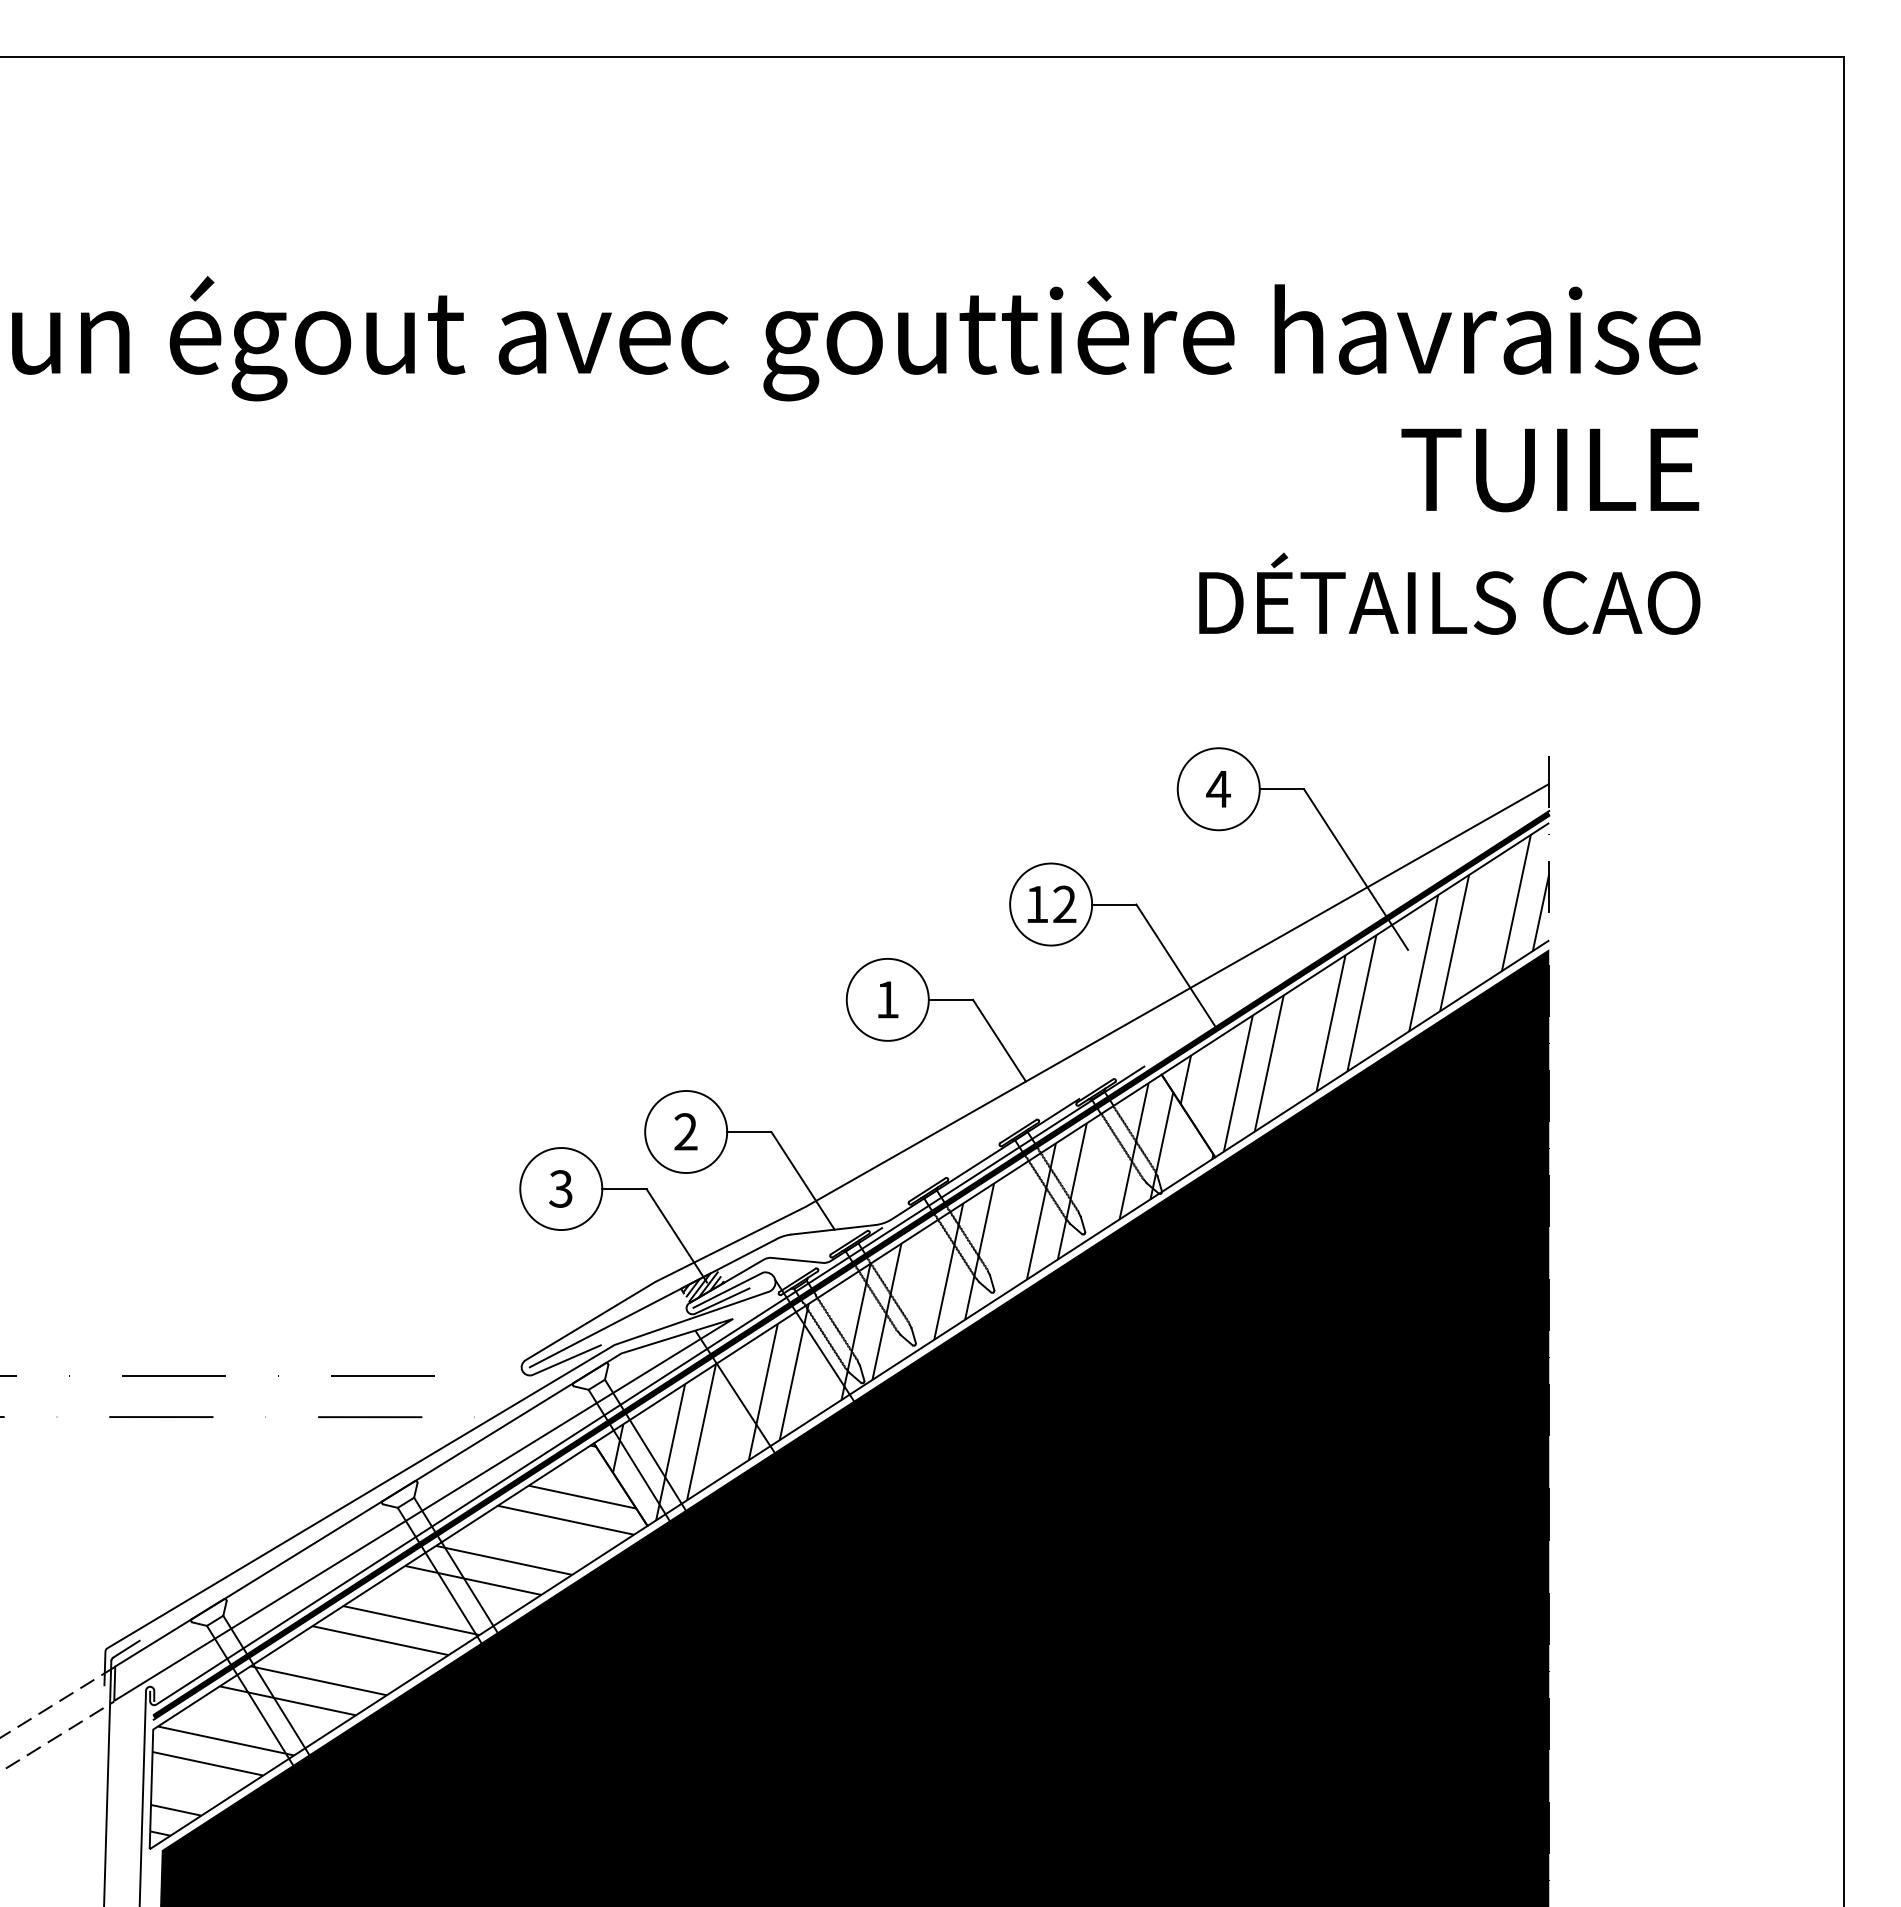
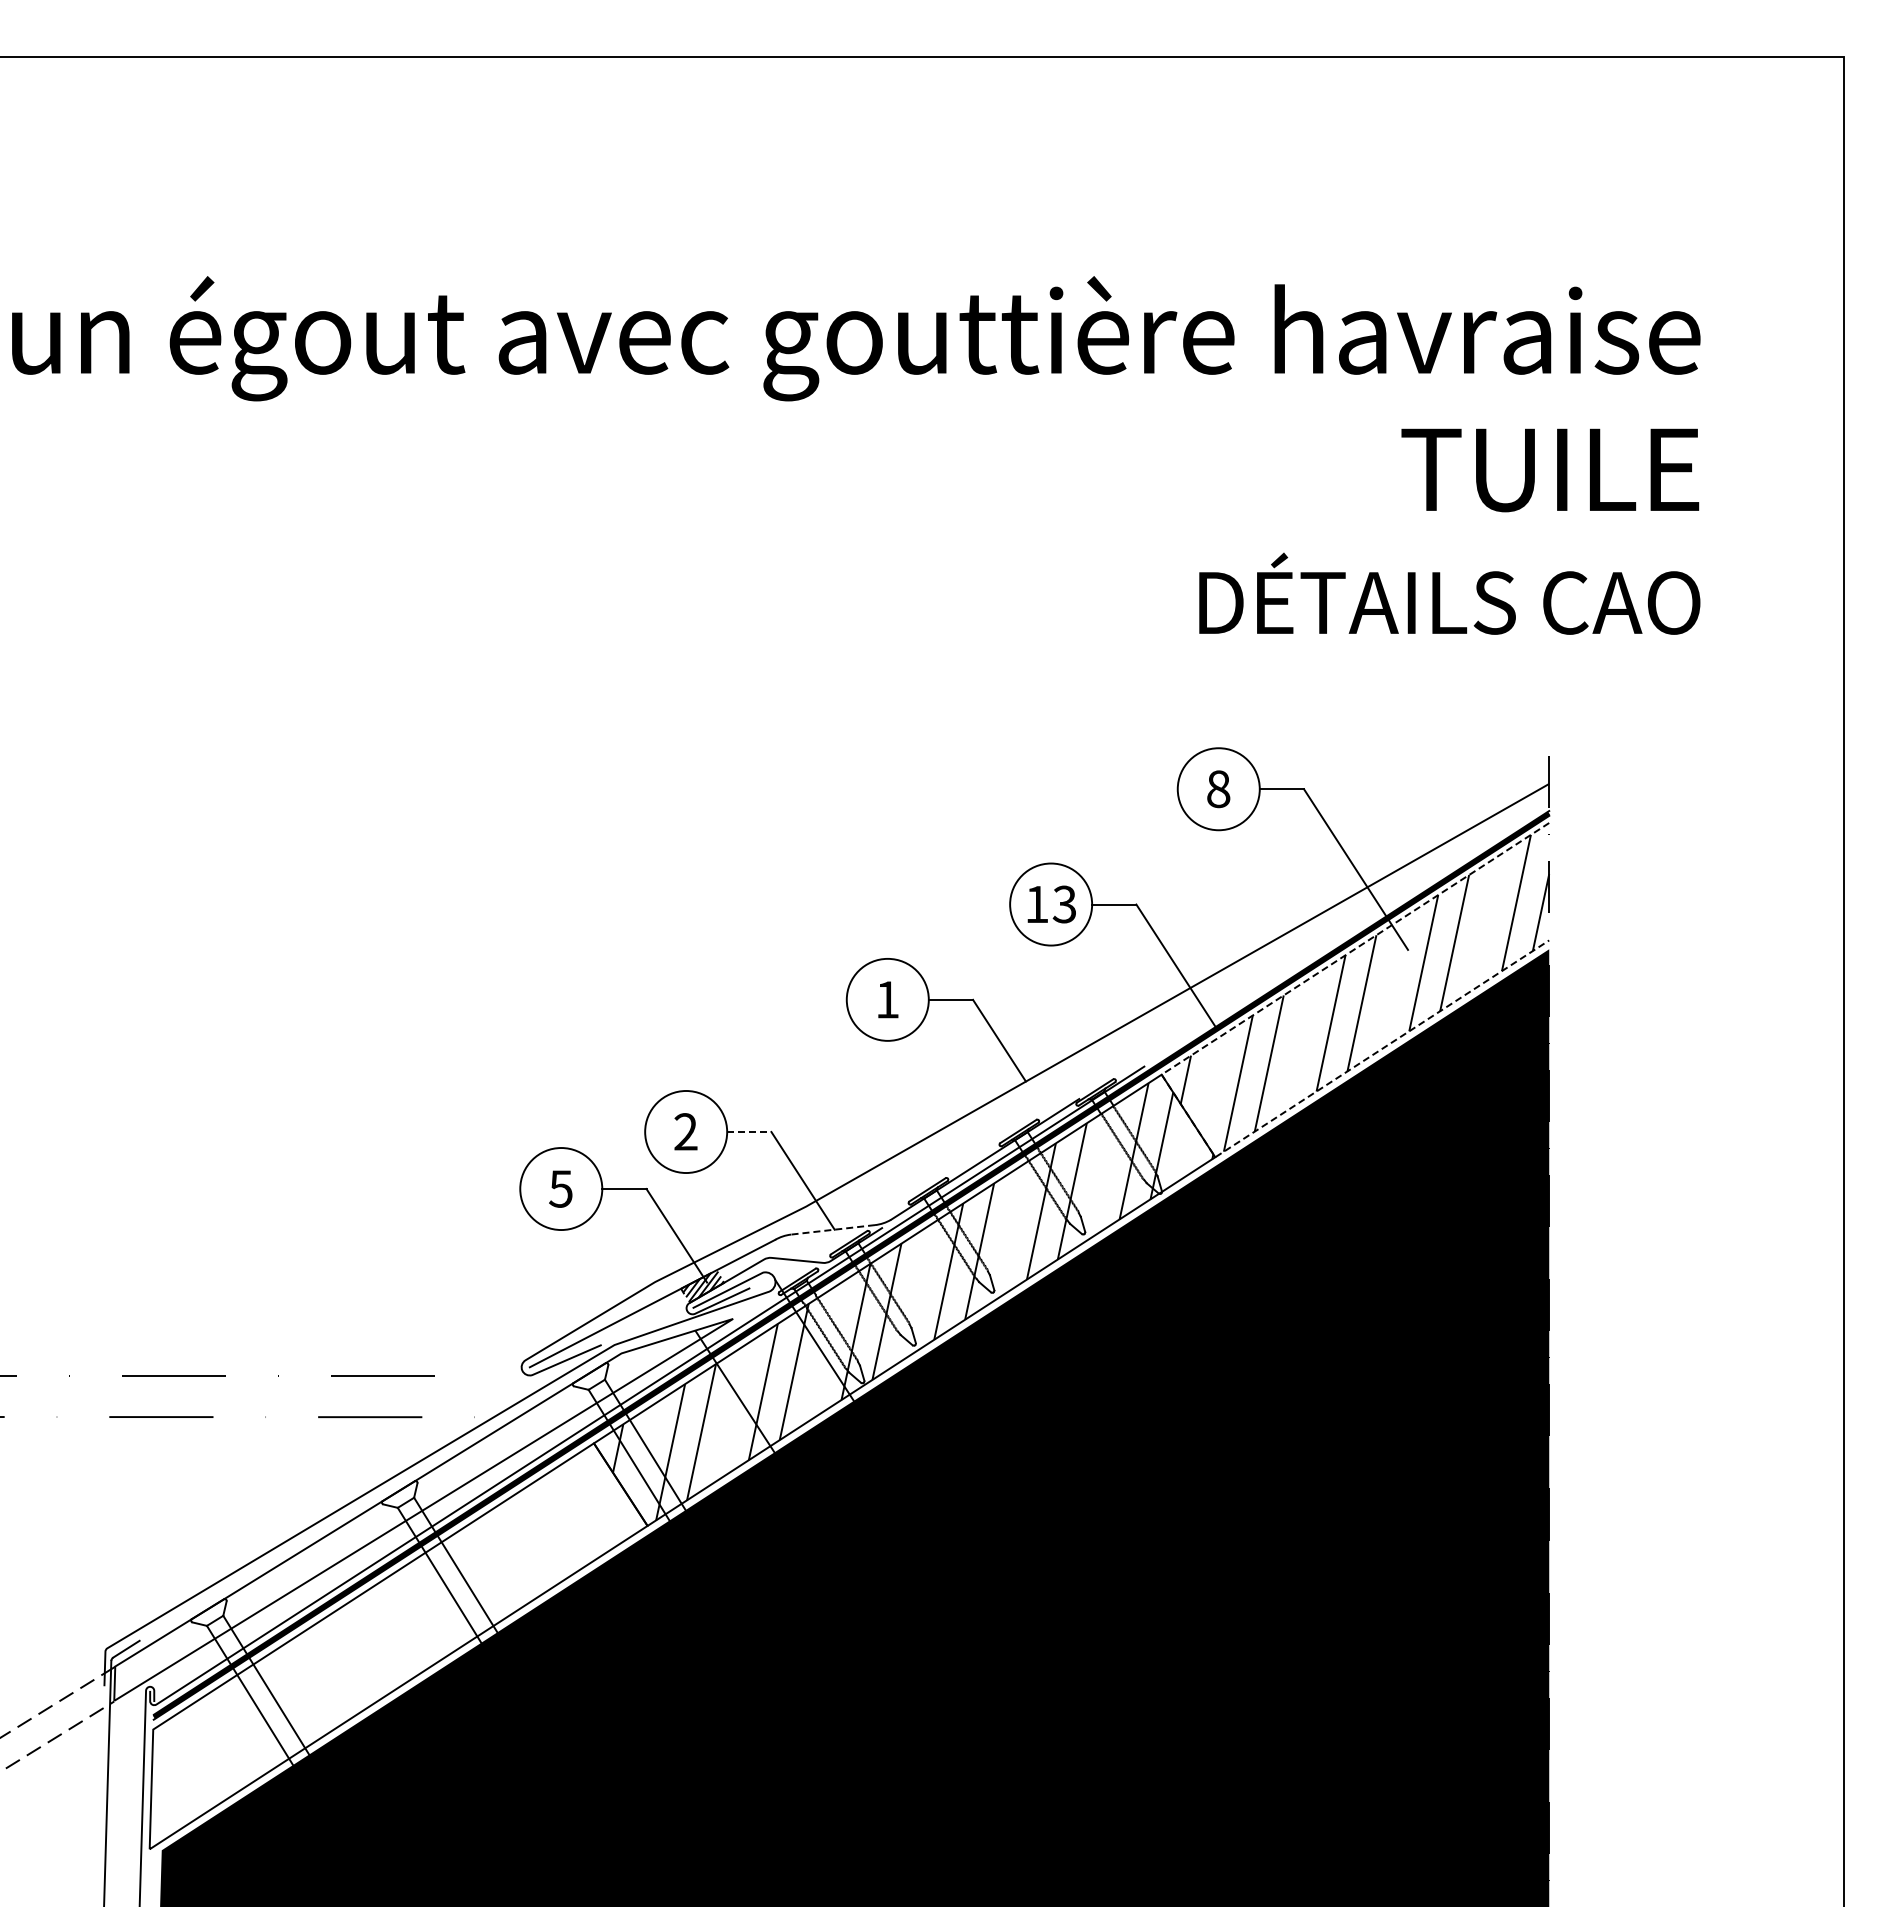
text: 4 -> 8 (1218, 789)
text: 12 -> 13 (1064, 904)
line: solid -> dashed (1171, 1089)
line: solid -> dashed (749, 1132)
text: 3 -> 5 (560, 1188)
line: solid -> dashed (832, 1229)
hatch: present -> none (393, 1640)
